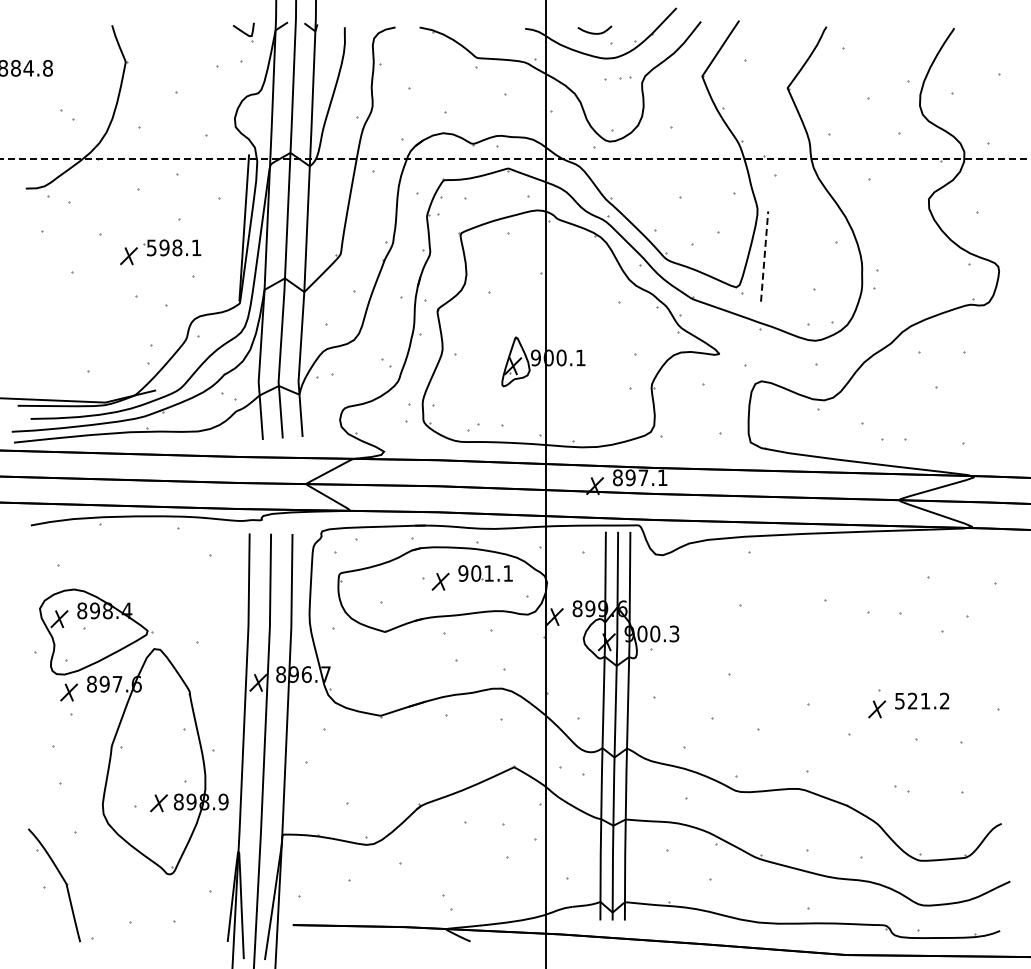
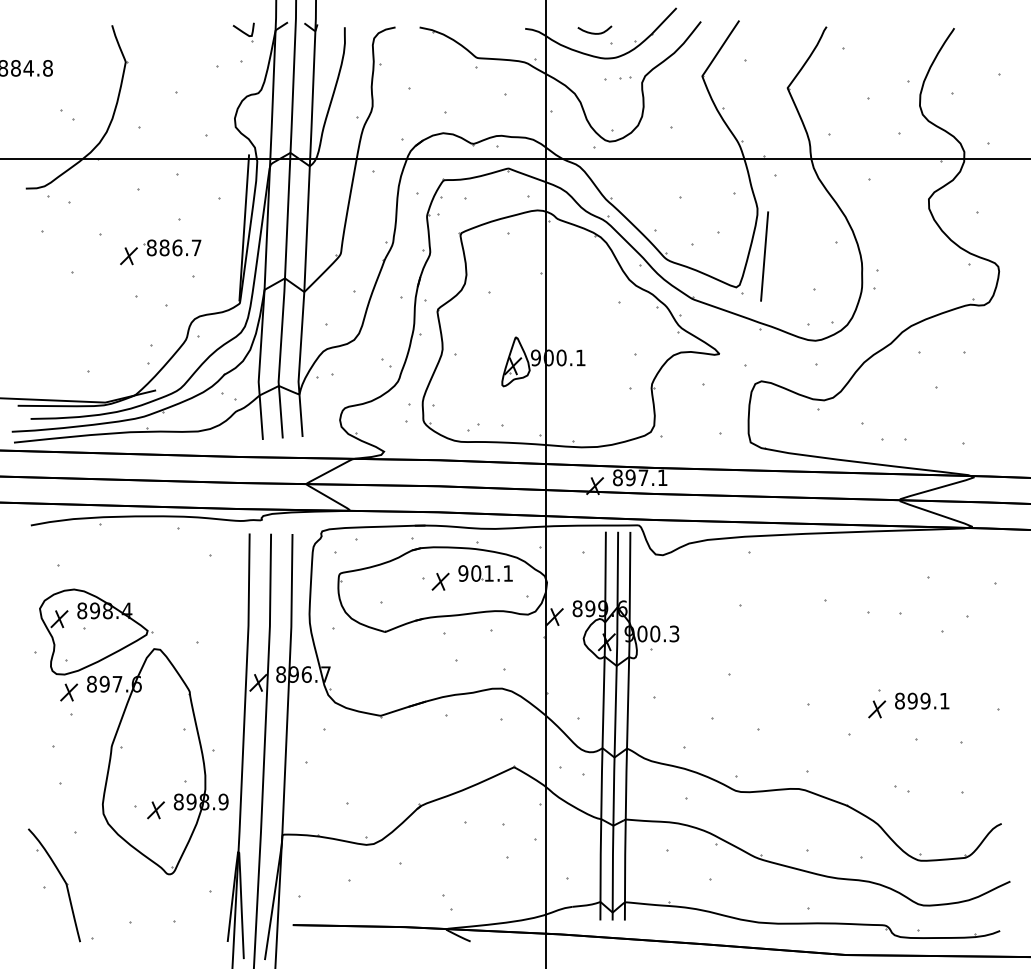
line: dashed -> solid (515, 158)
text: 598.1 -> 886.7 (173, 247)
line: dashed -> solid (764, 256)
text: 521.2 -> 899.1 (922, 700)
part position: (158, 803) -> (155, 810) (155, 810)
